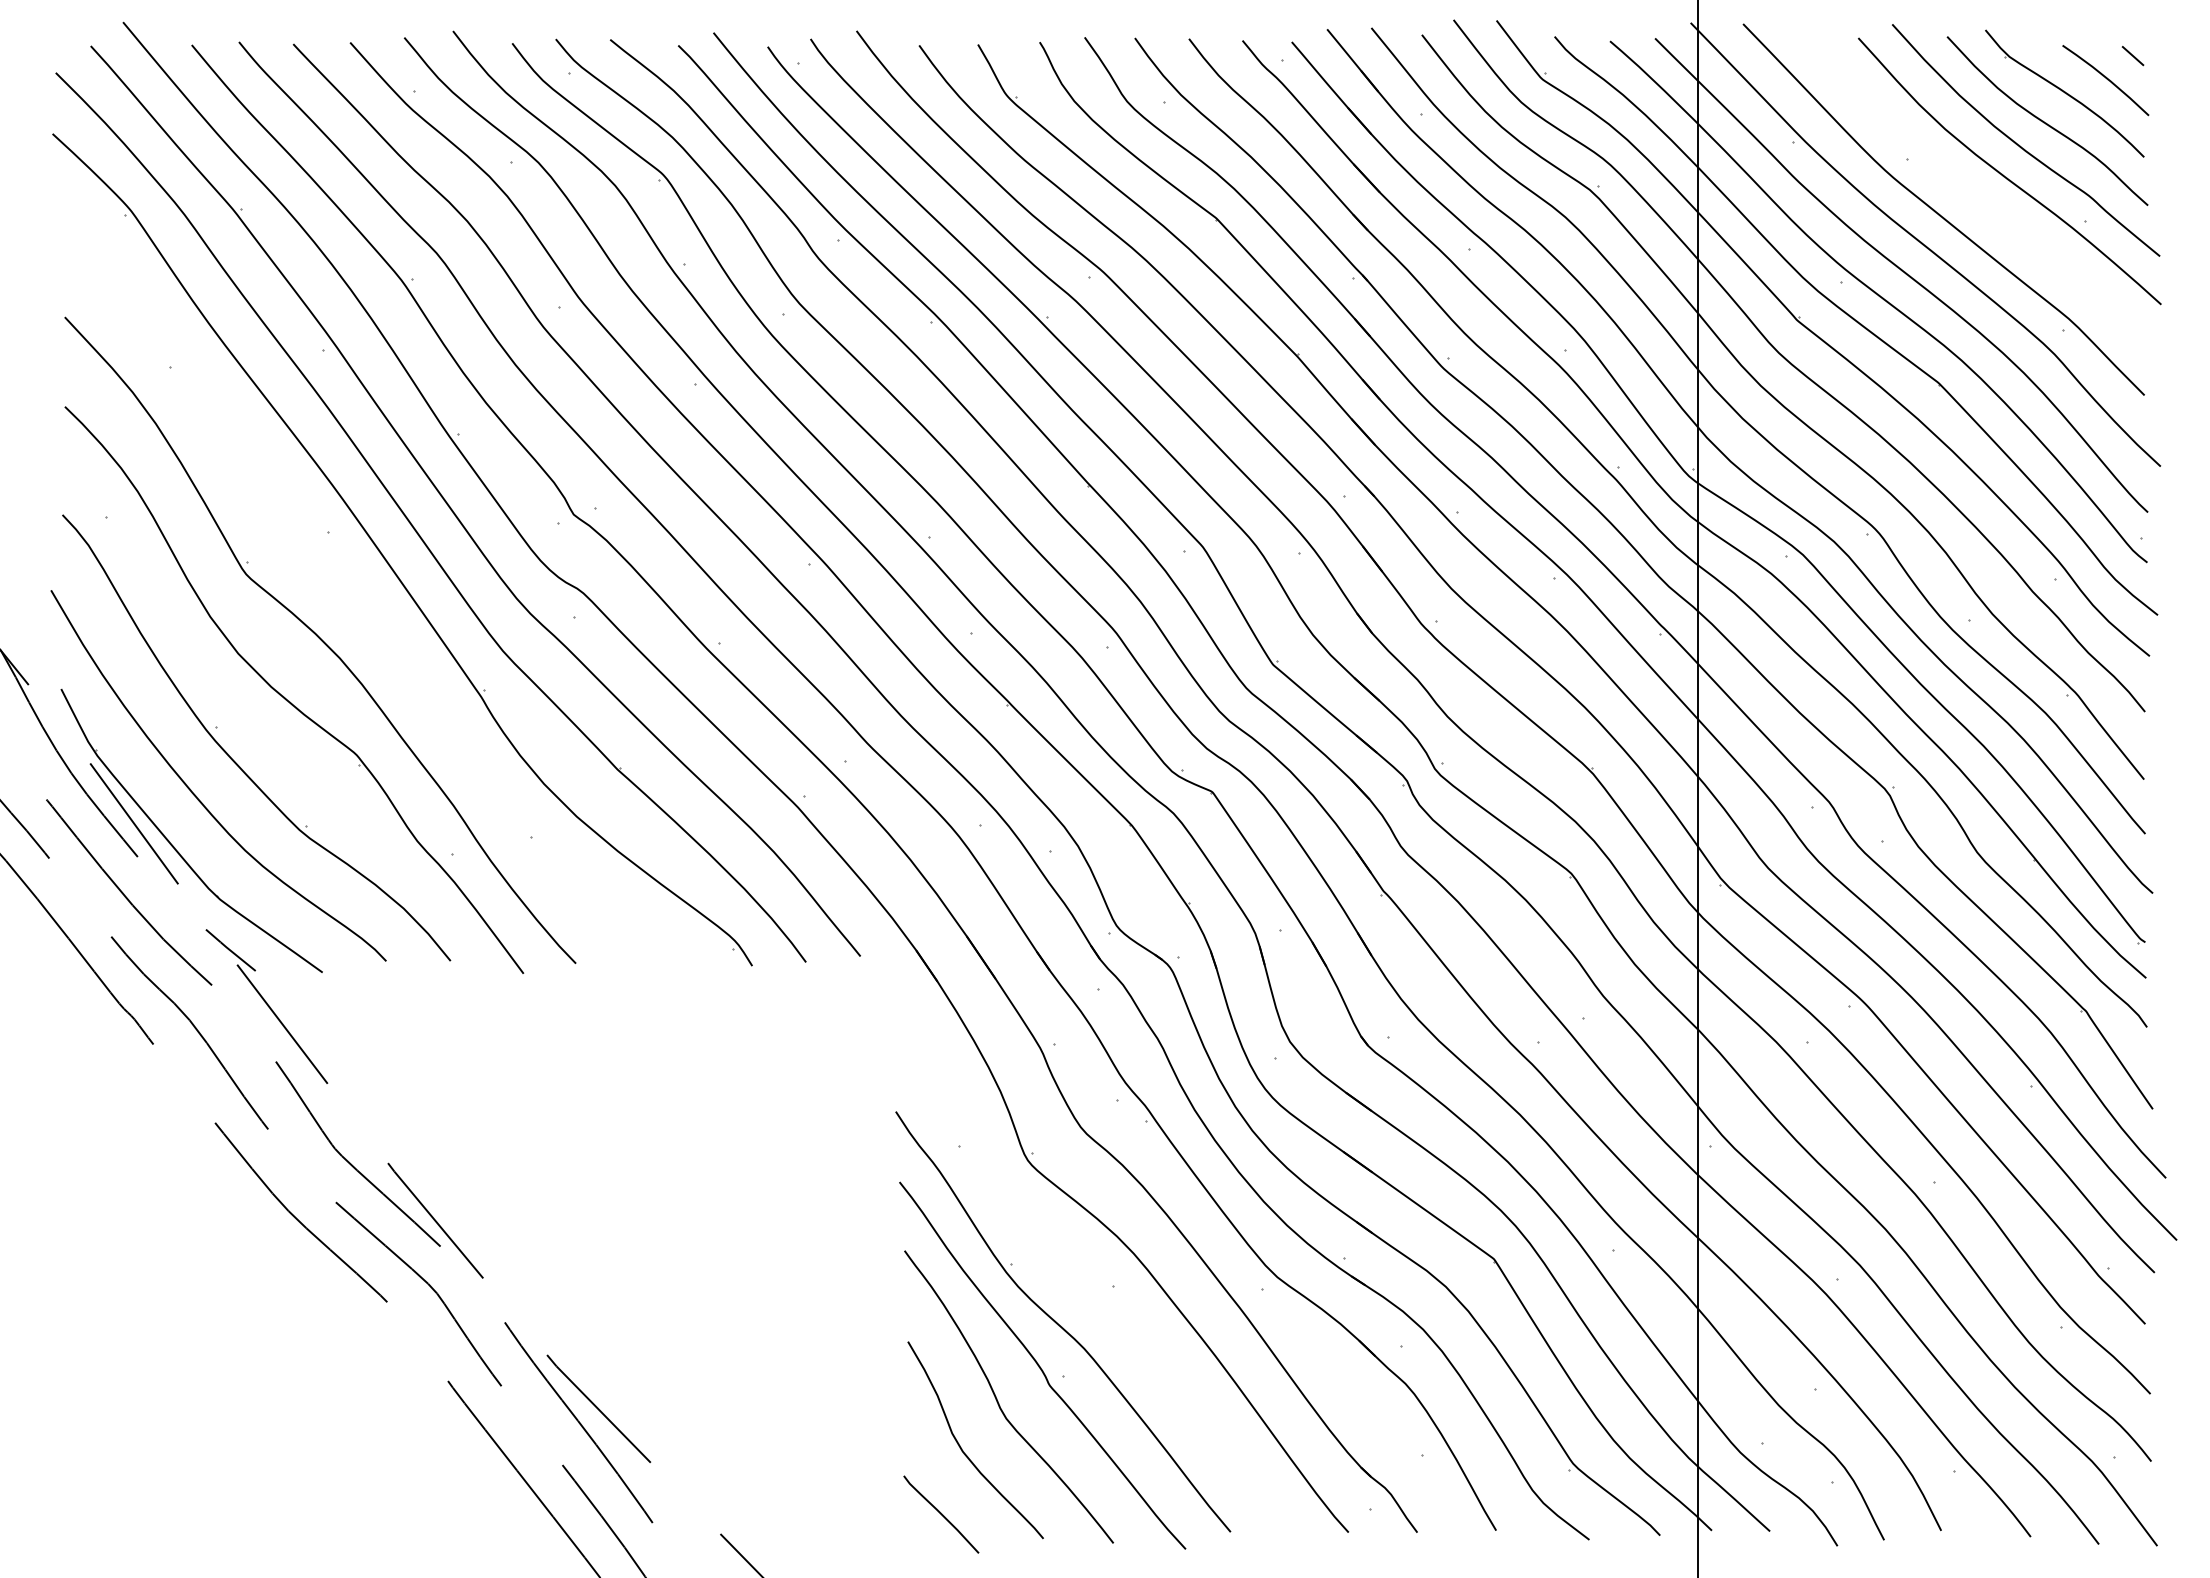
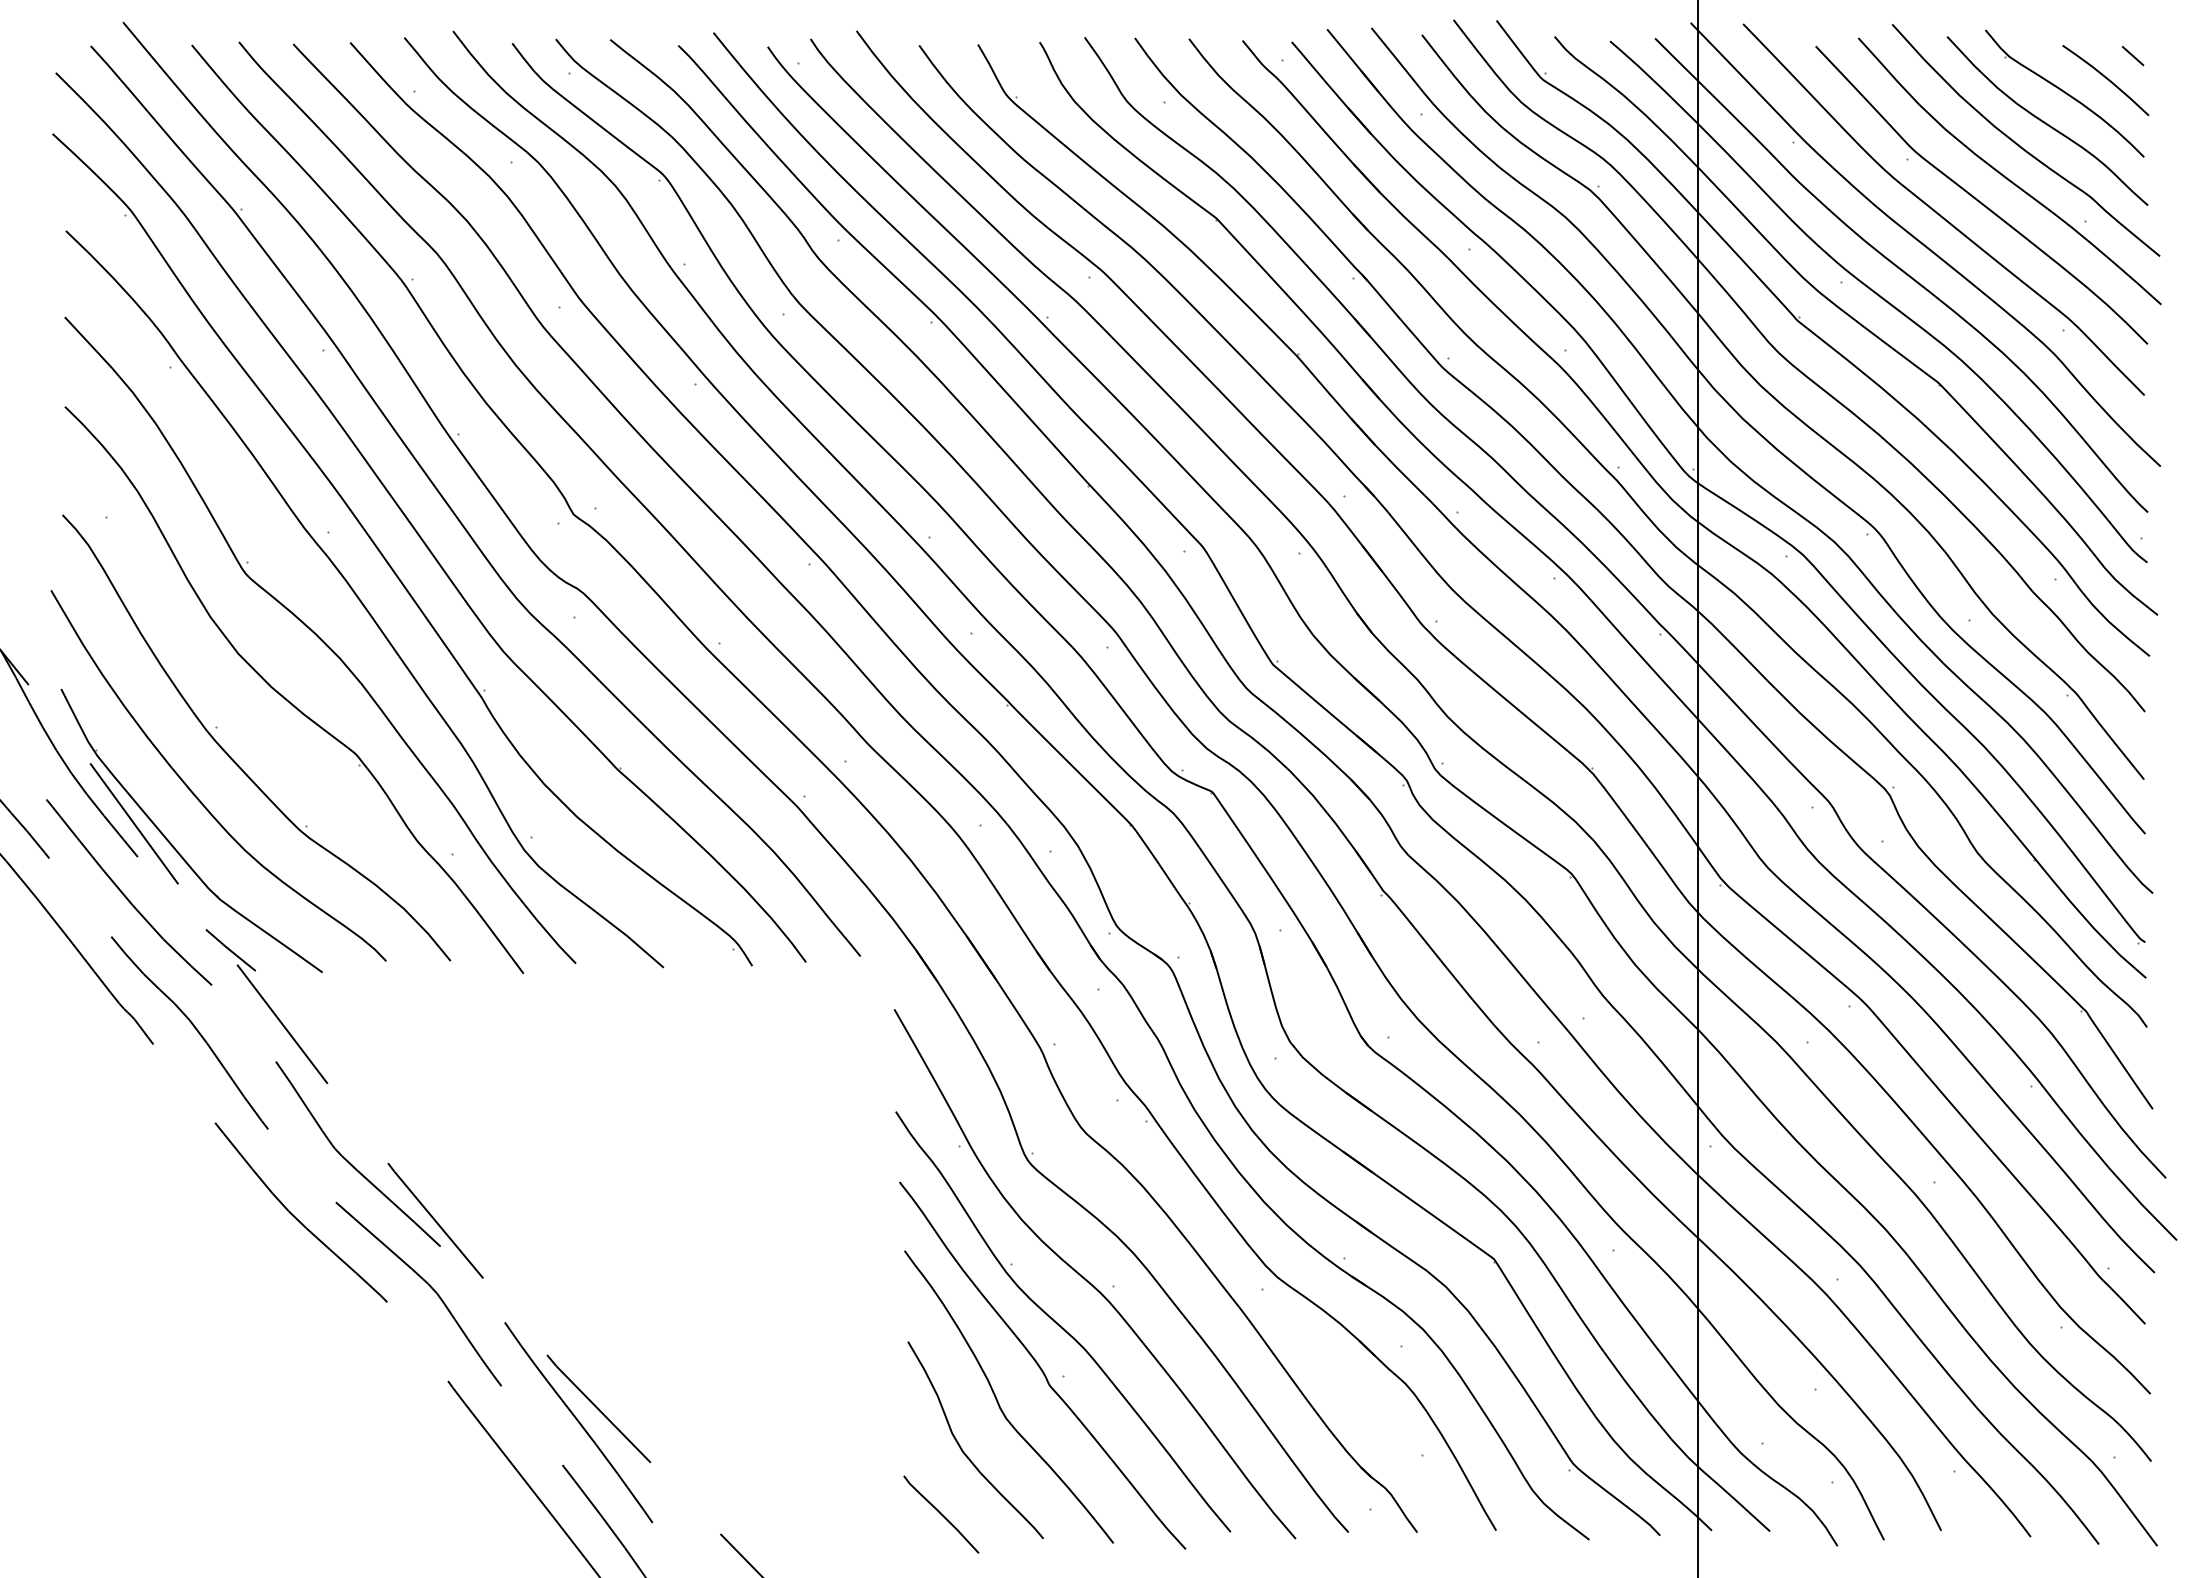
curve: none -> present (1978, 199)
curve: none -> present (361, 600)
curve: none -> present (1088, 1280)
